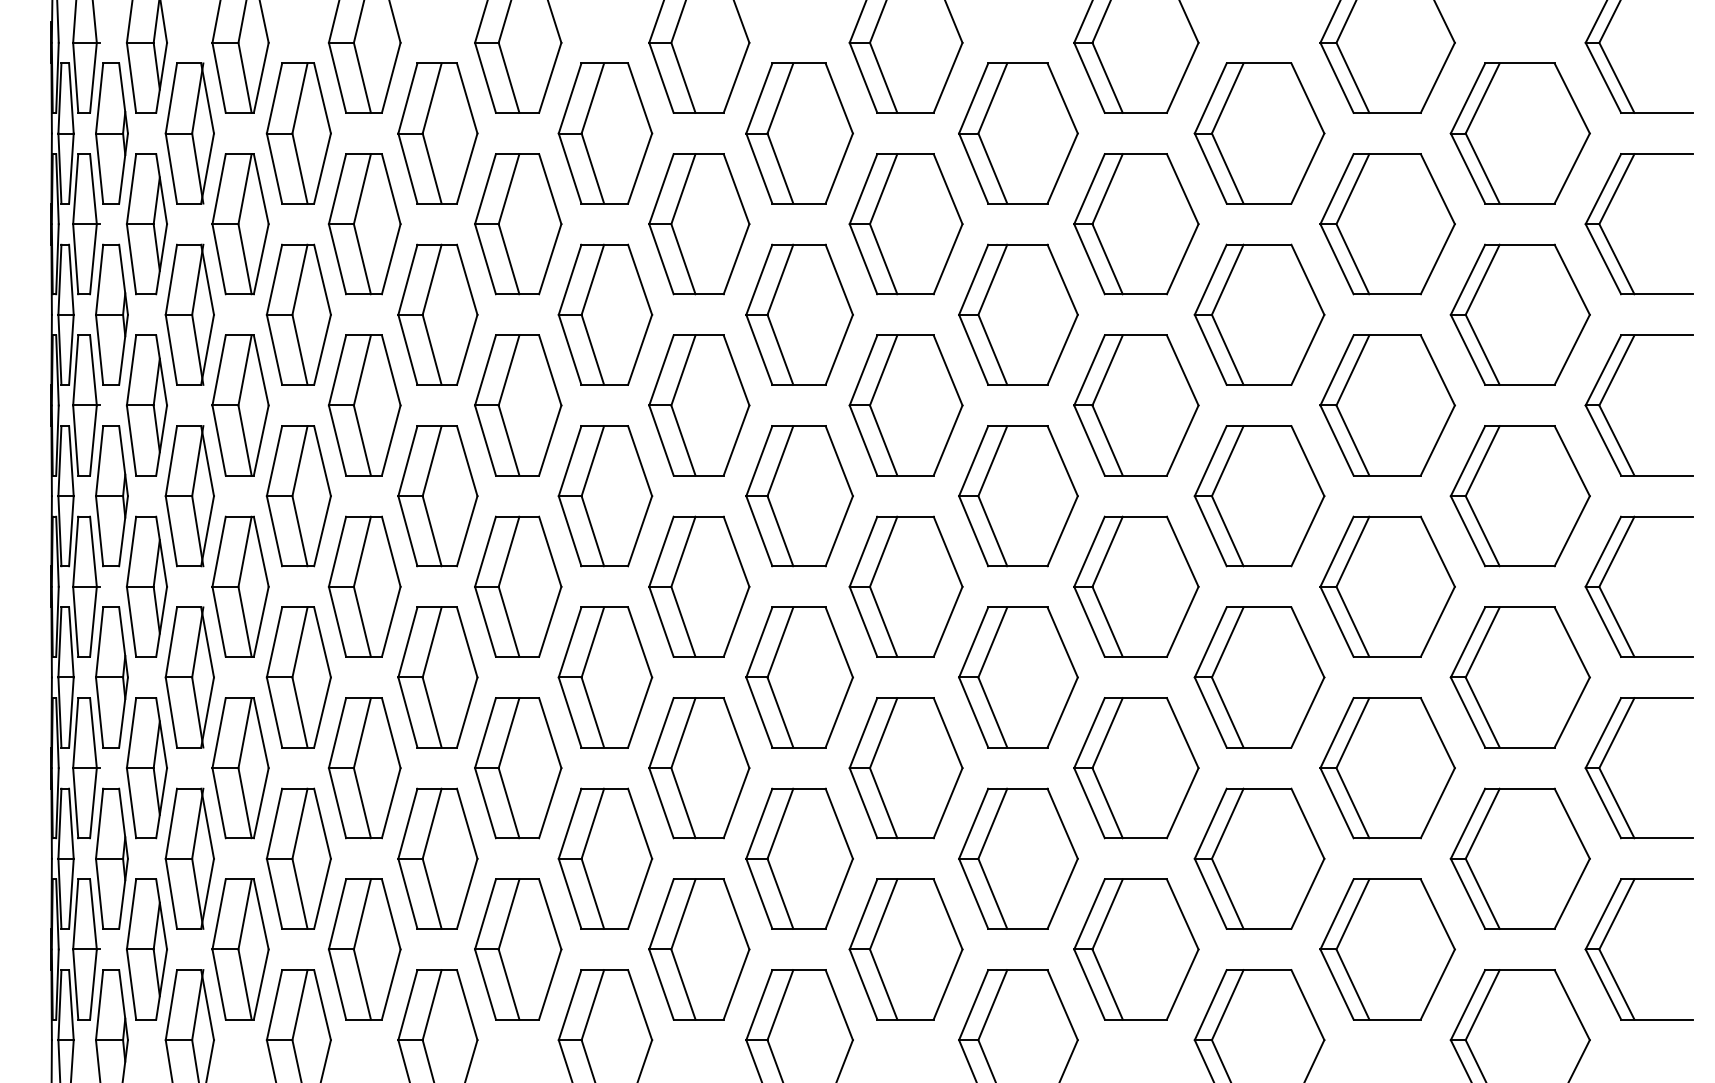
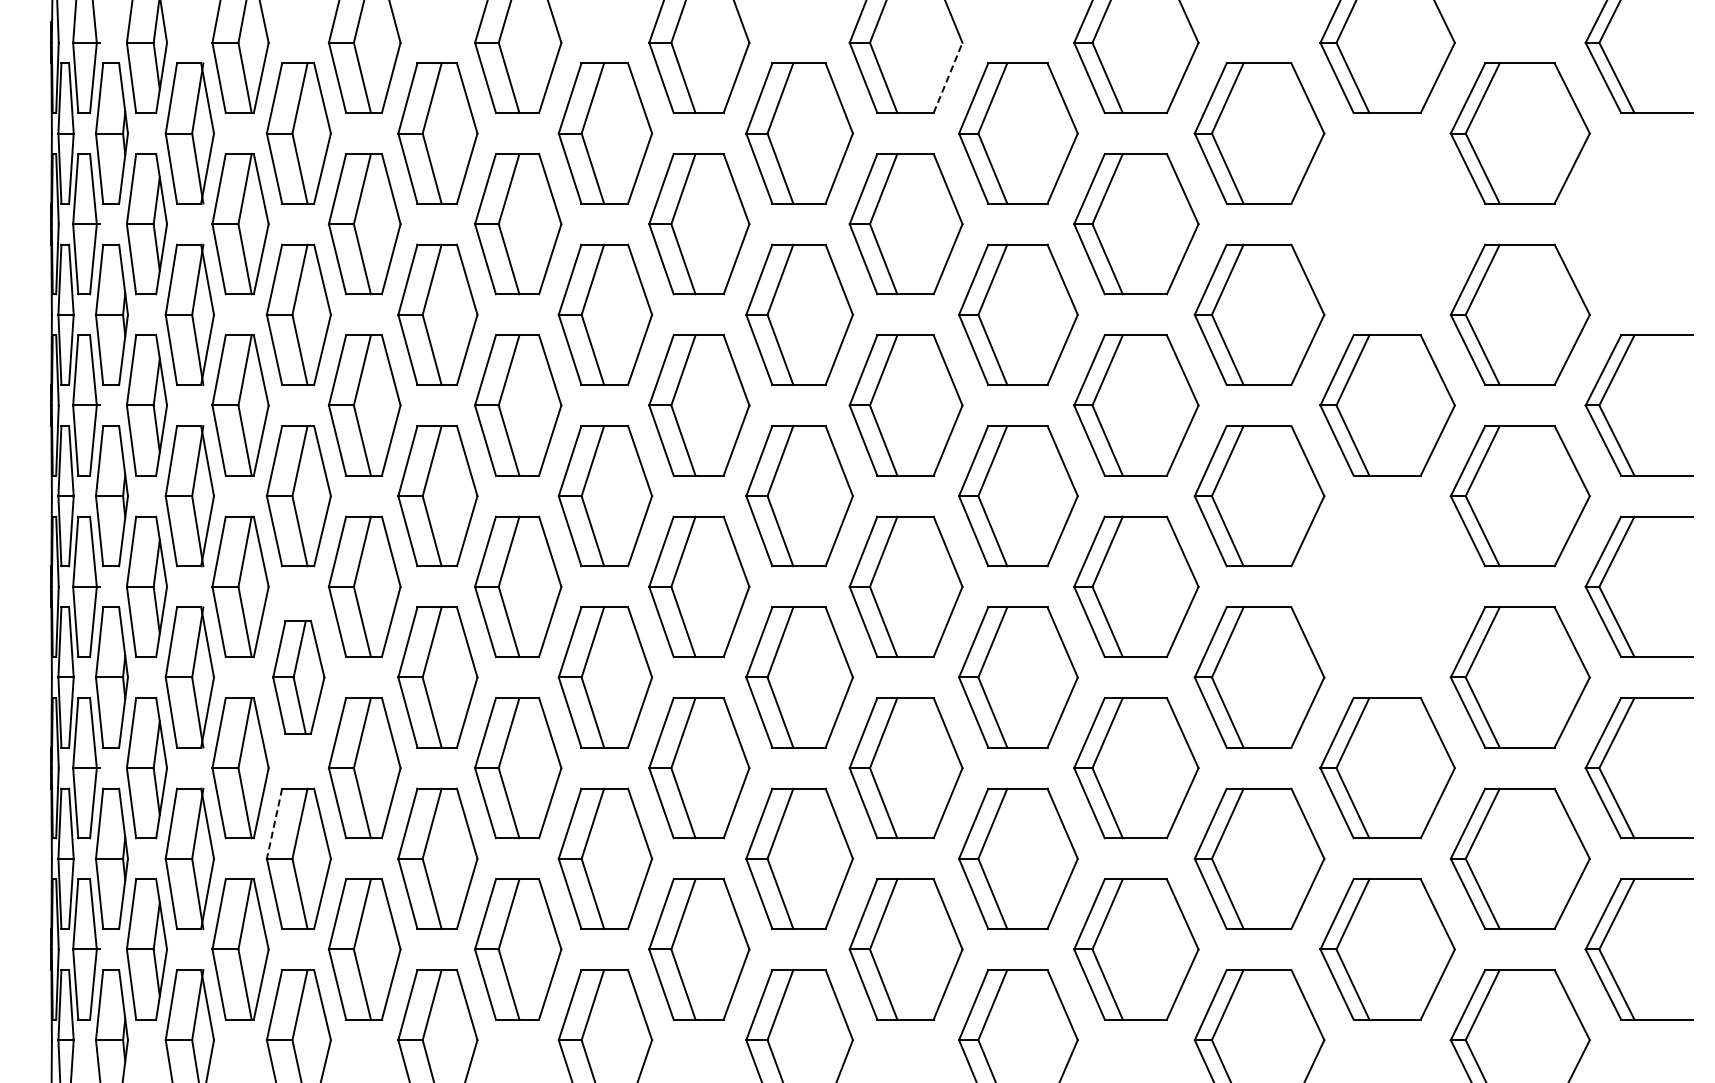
line: solid -> dashed (948, 77)
part: present -> none (1387, 224)
part: present -> none (1608, 239)
part: present -> none (1387, 586)
part size: 67x143 px -> 54x115 px (298, 677)
line: solid -> dashed (274, 823)
